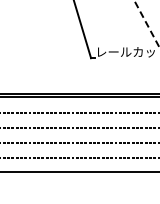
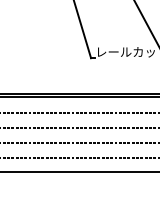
line: dashed -> solid (147, 24)
